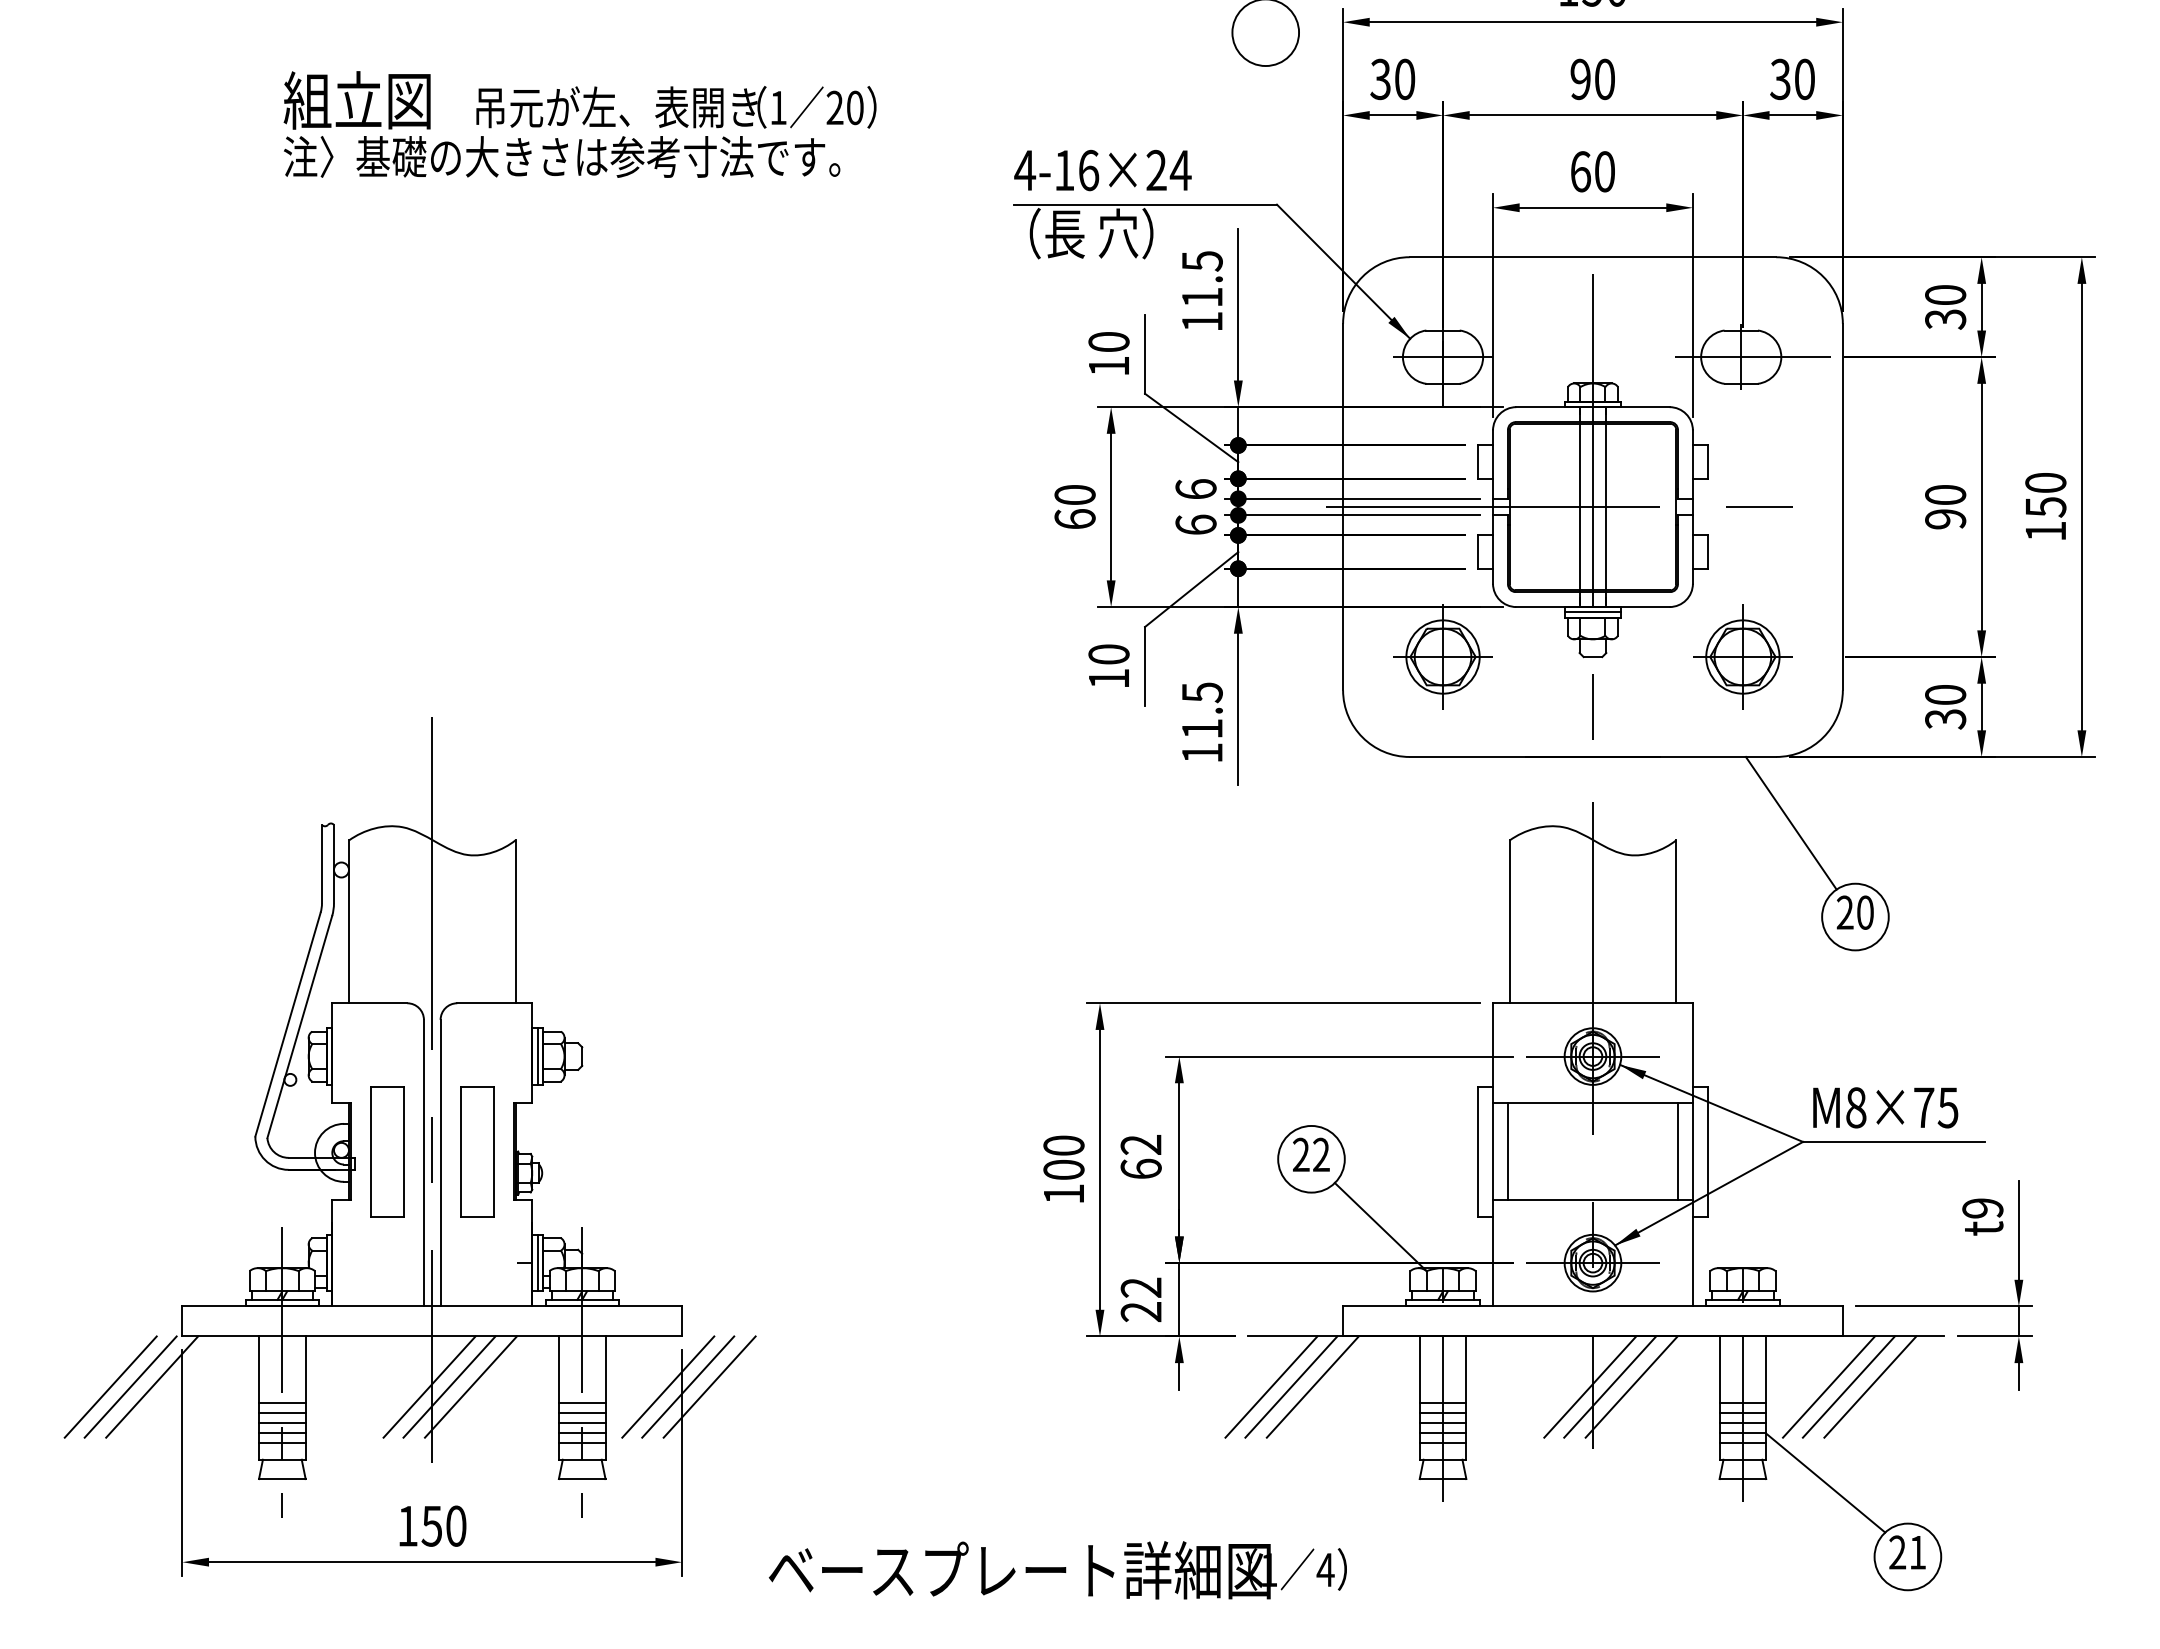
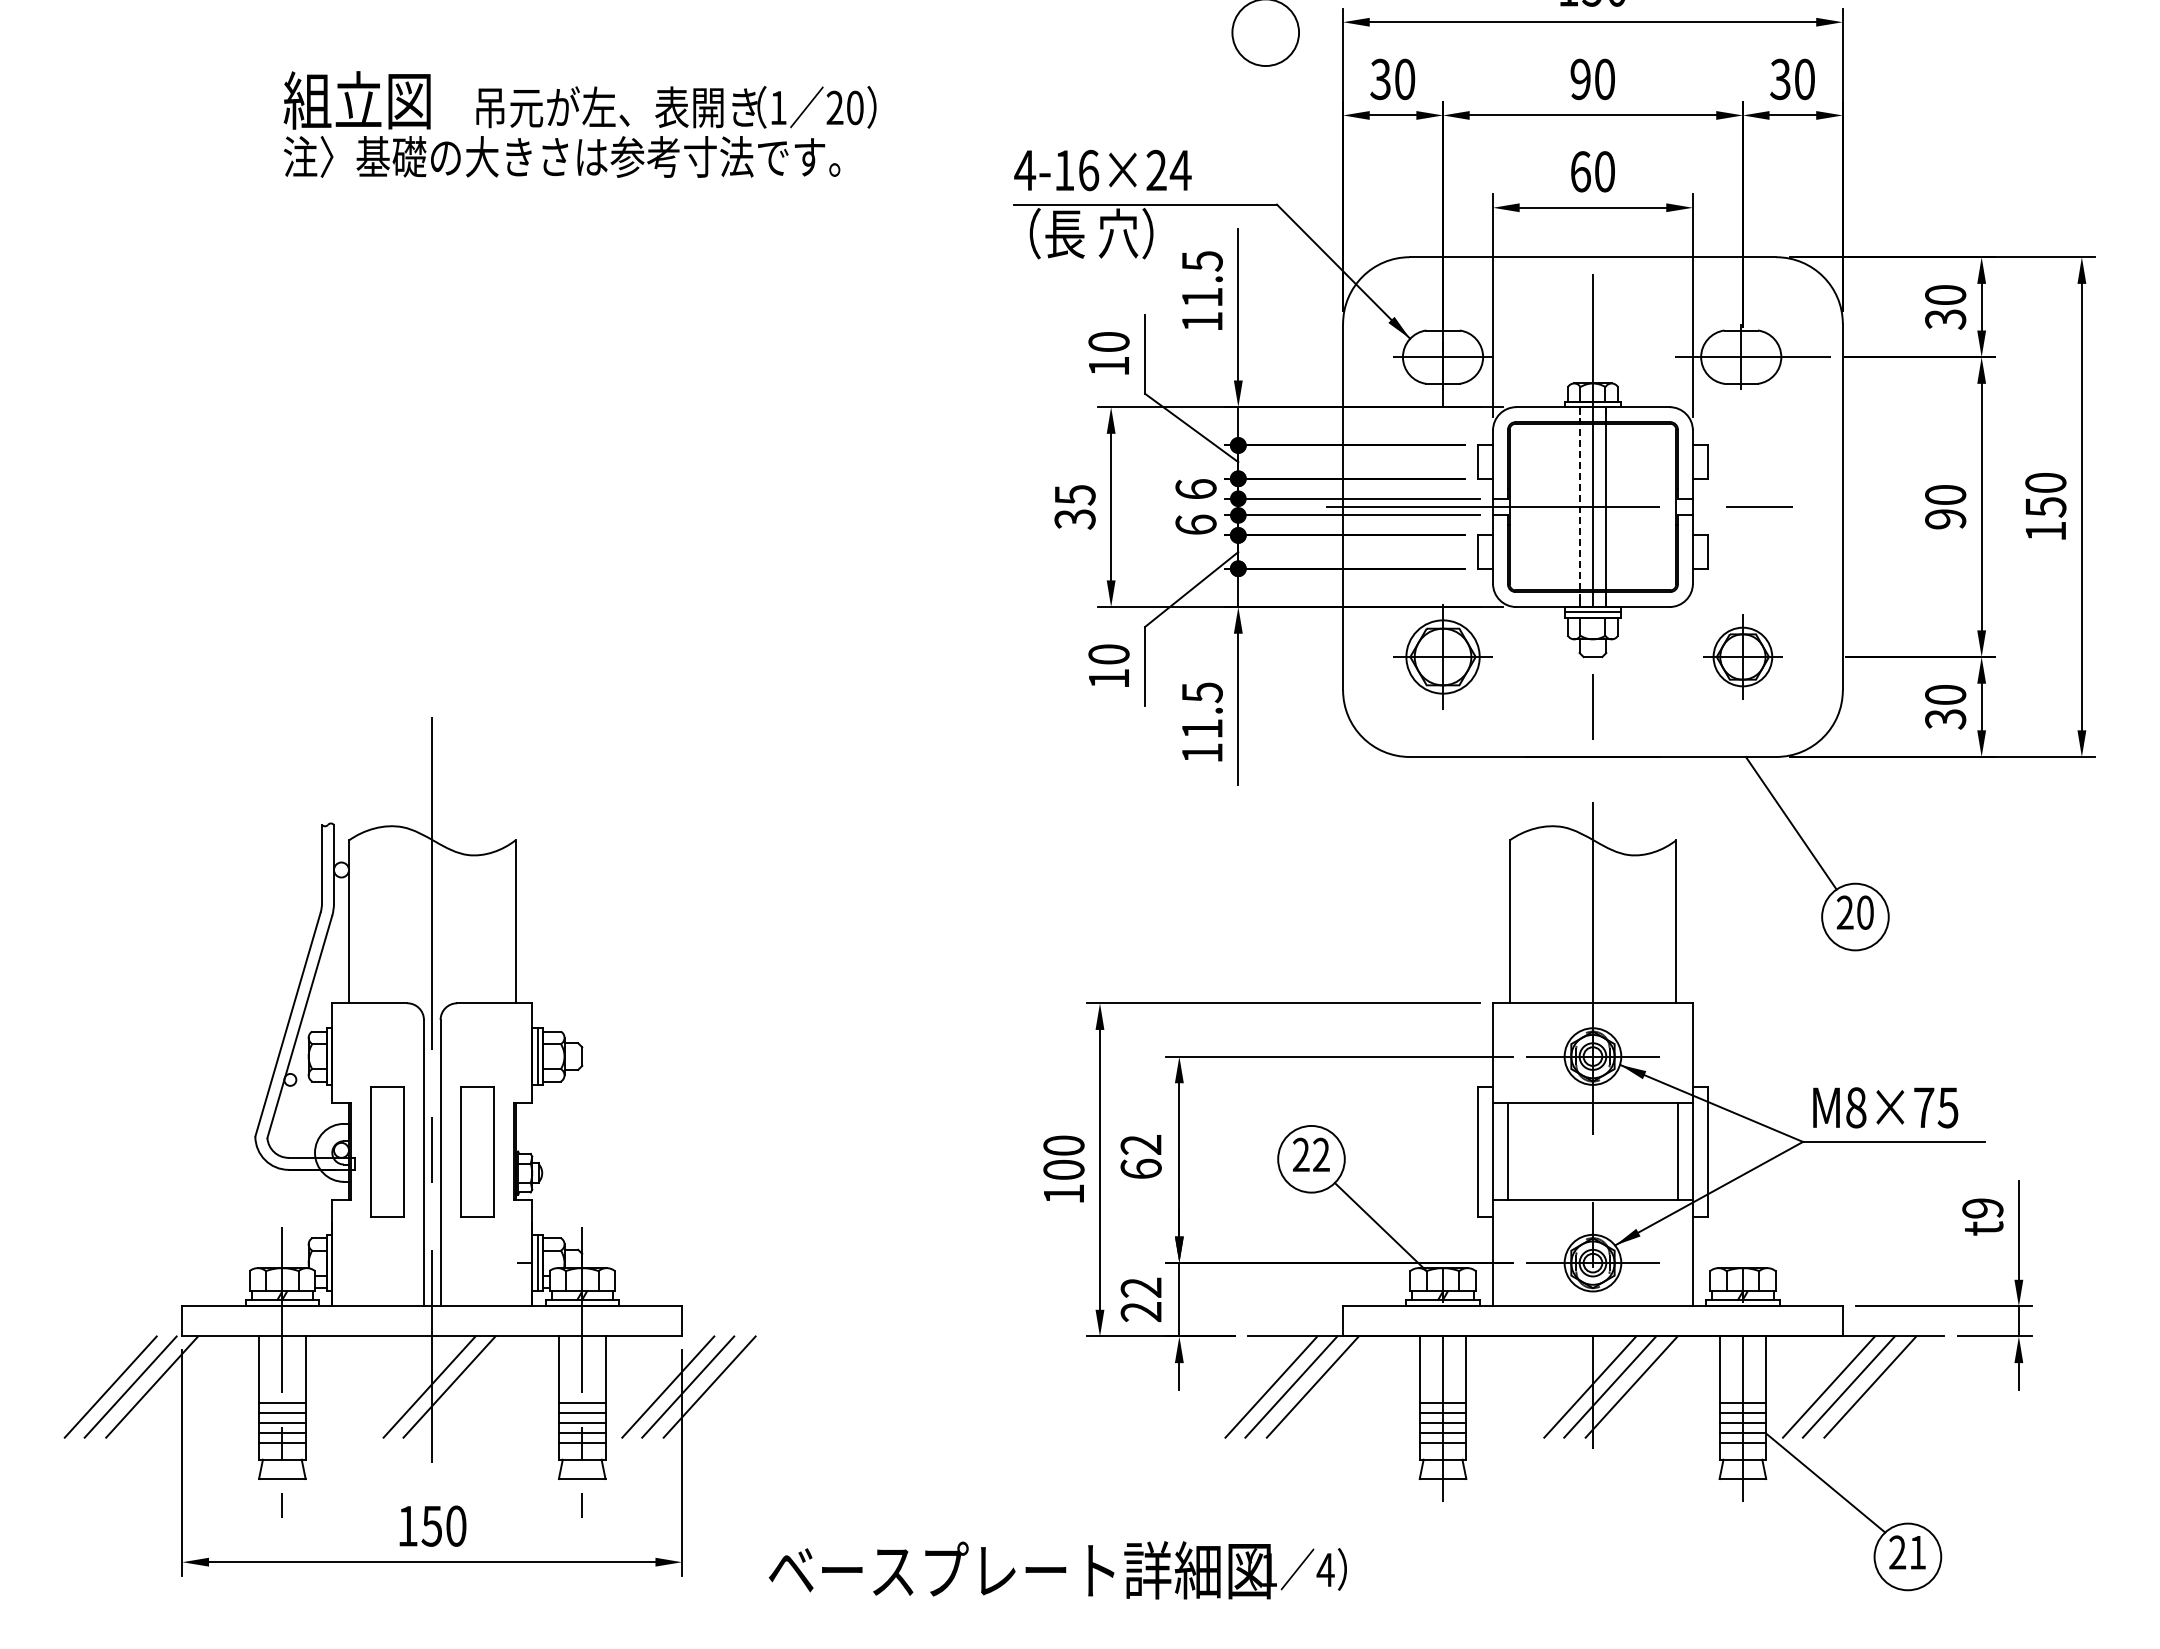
text: 60 -> 35 (1074, 507)
line: solid -> dashed (1579, 507)
part size: 100x106 px -> 80x86 px (1742, 656)
line: present -> none (470, 1386)
